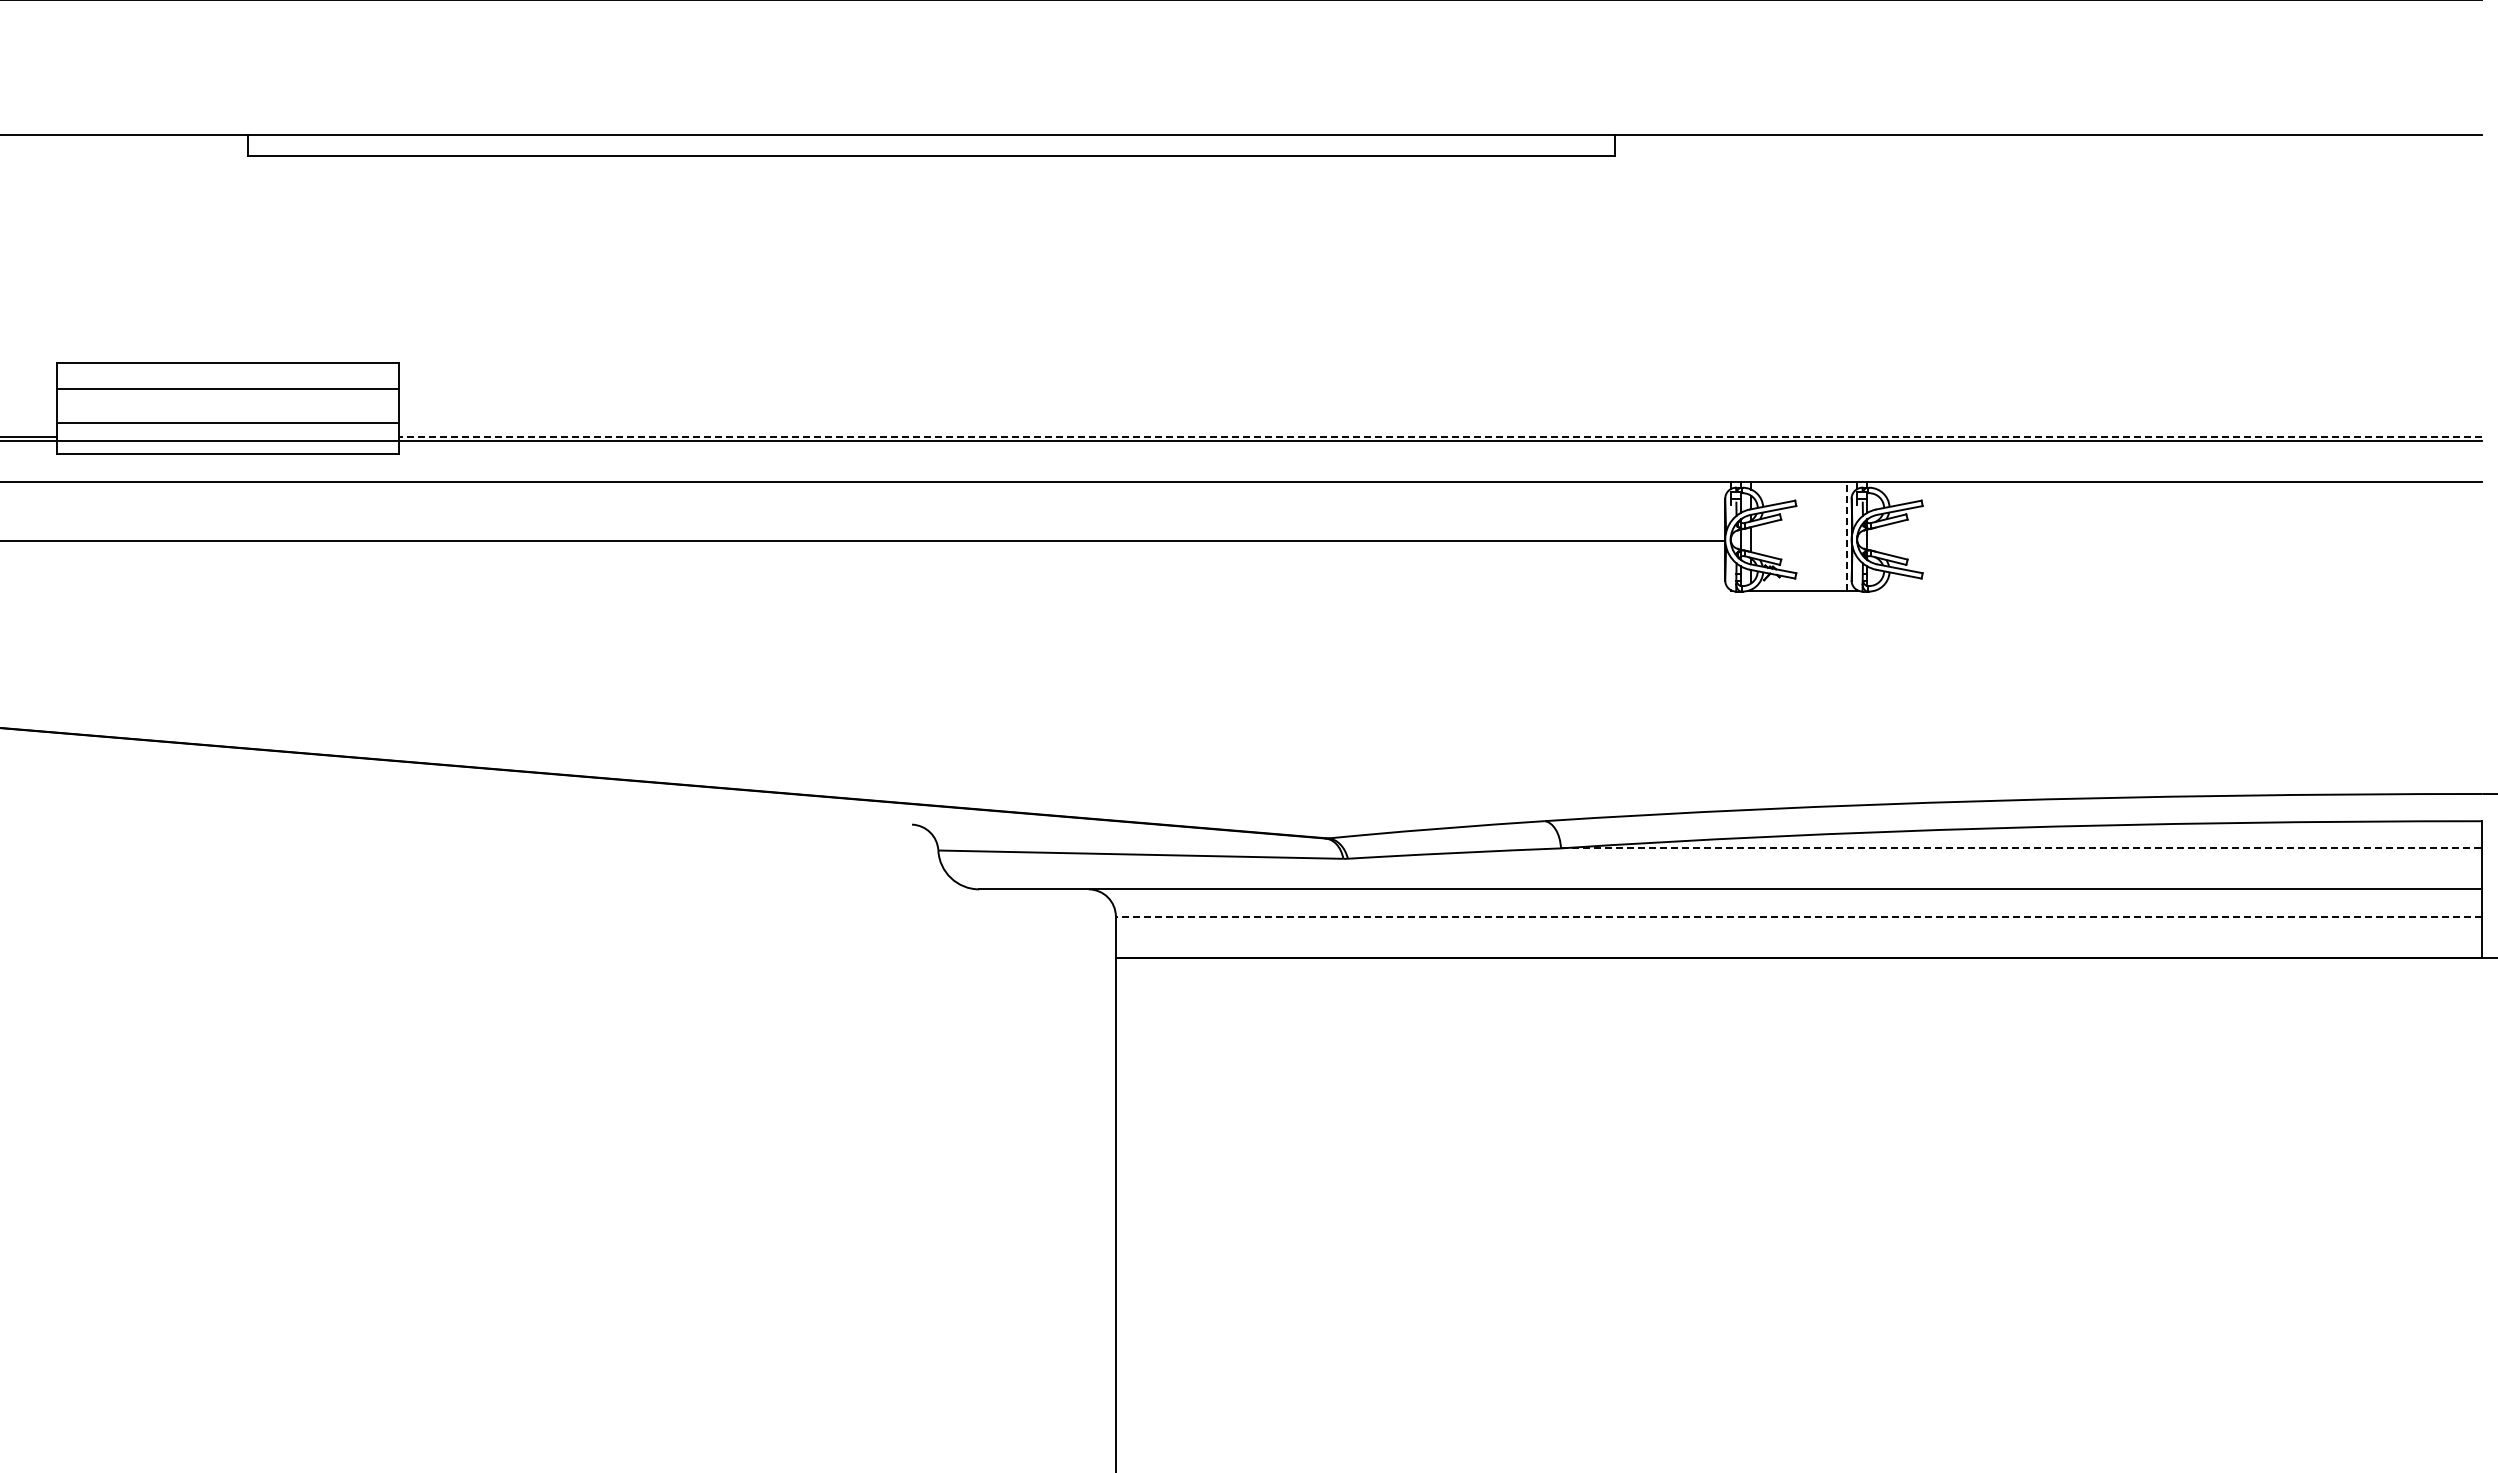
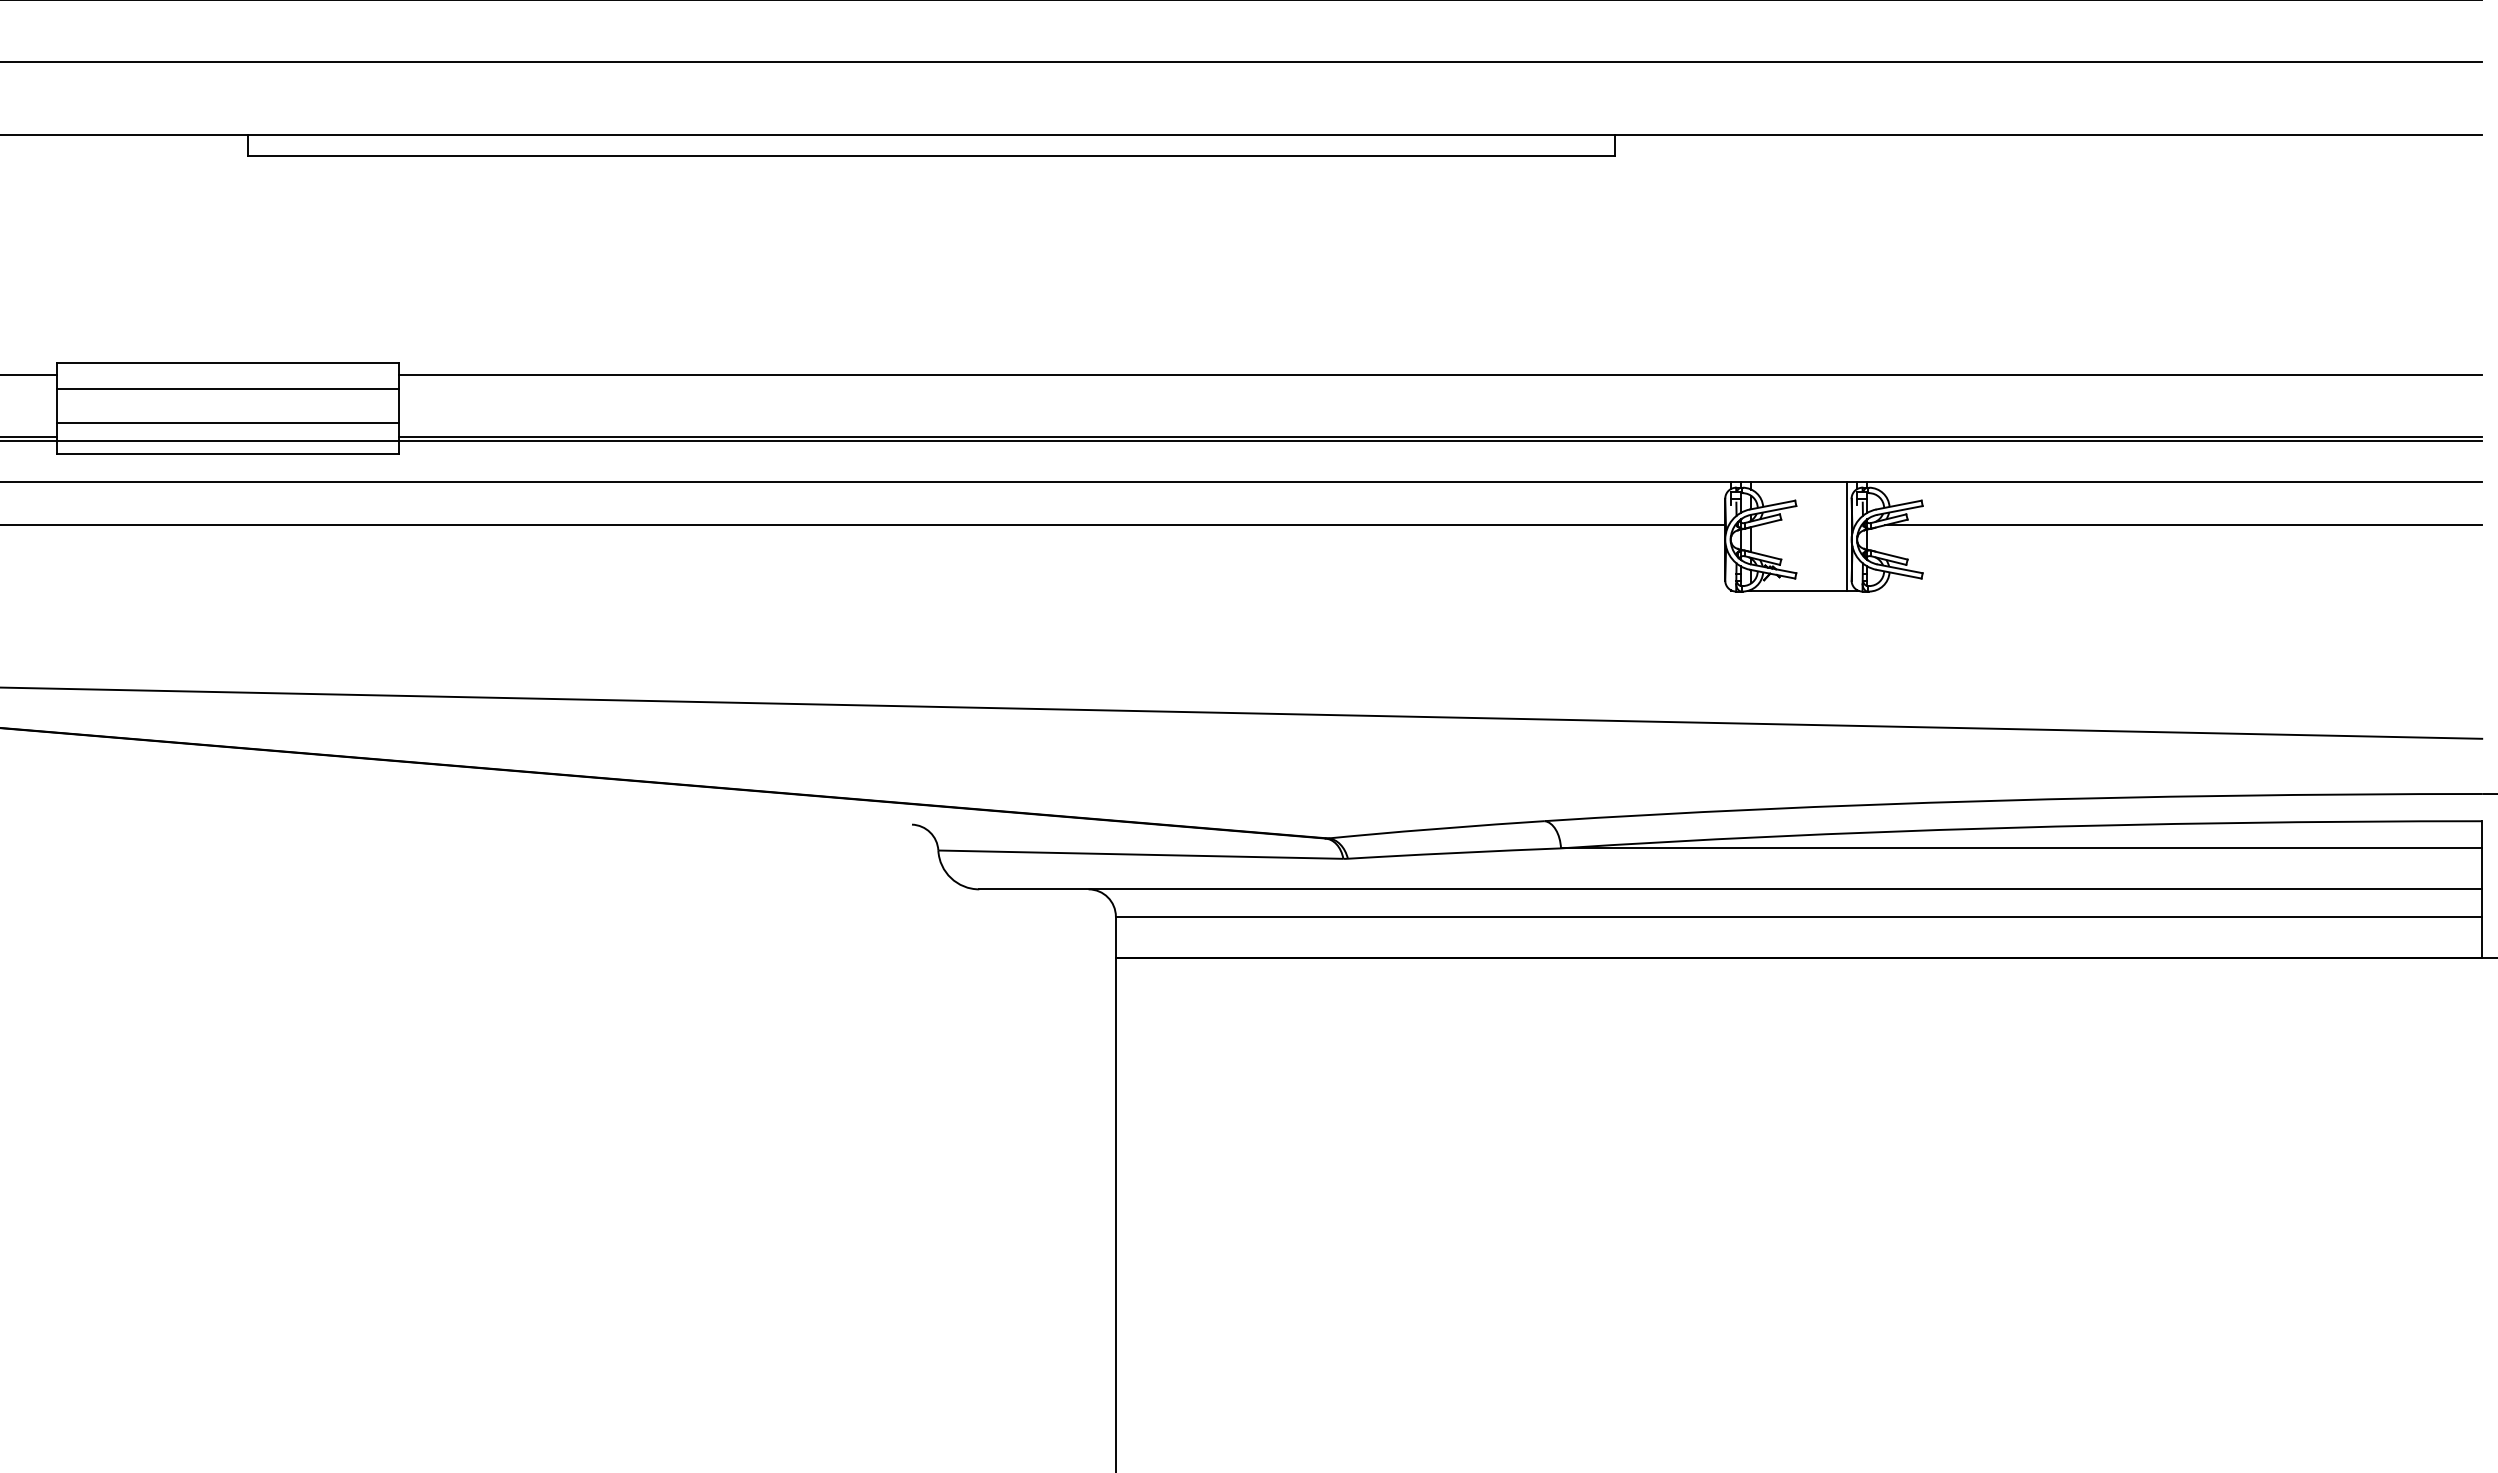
line: none -> present (1242, 61)
line: none -> present (29, 375)
line: none -> present (1440, 375)
line: dashed -> solid (1440, 436)
line: none -> present (2183, 525)
line: dashed -> solid (1846, 536)
line position: (863, 541) -> (863, 525) (863, 525)
line: none -> present (1242, 712)
line: dashed -> solid (2021, 848)
line: dashed -> solid (1798, 916)
